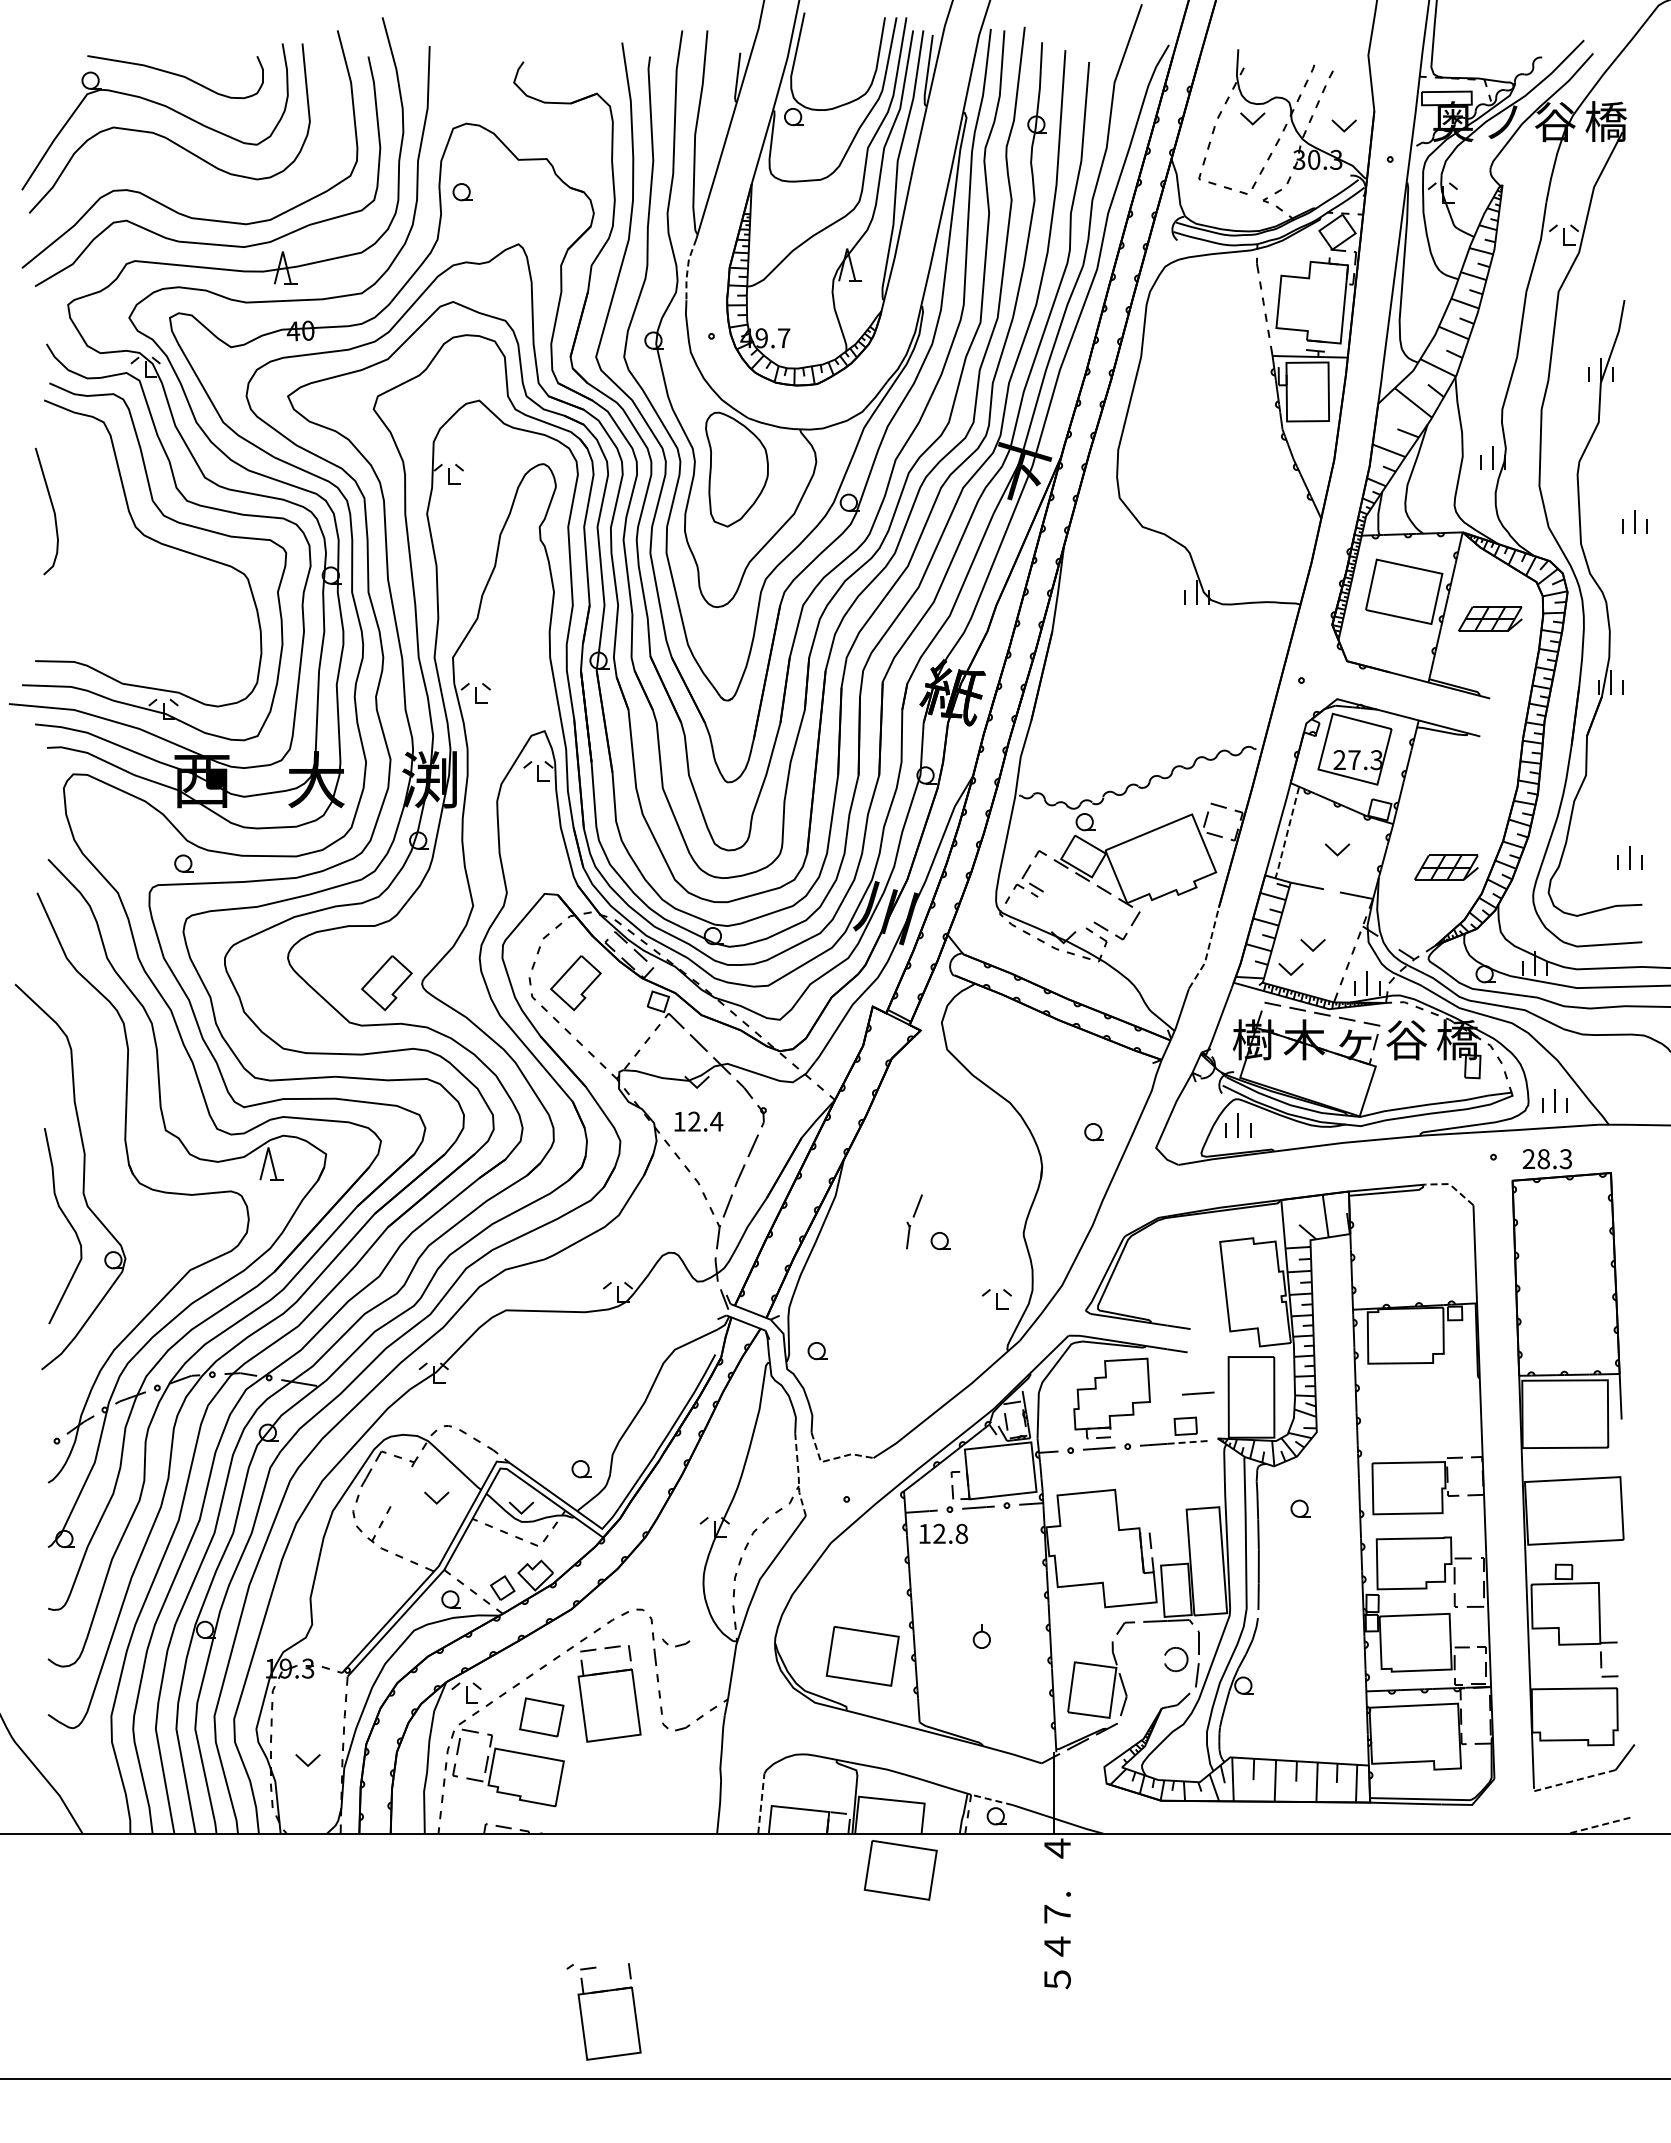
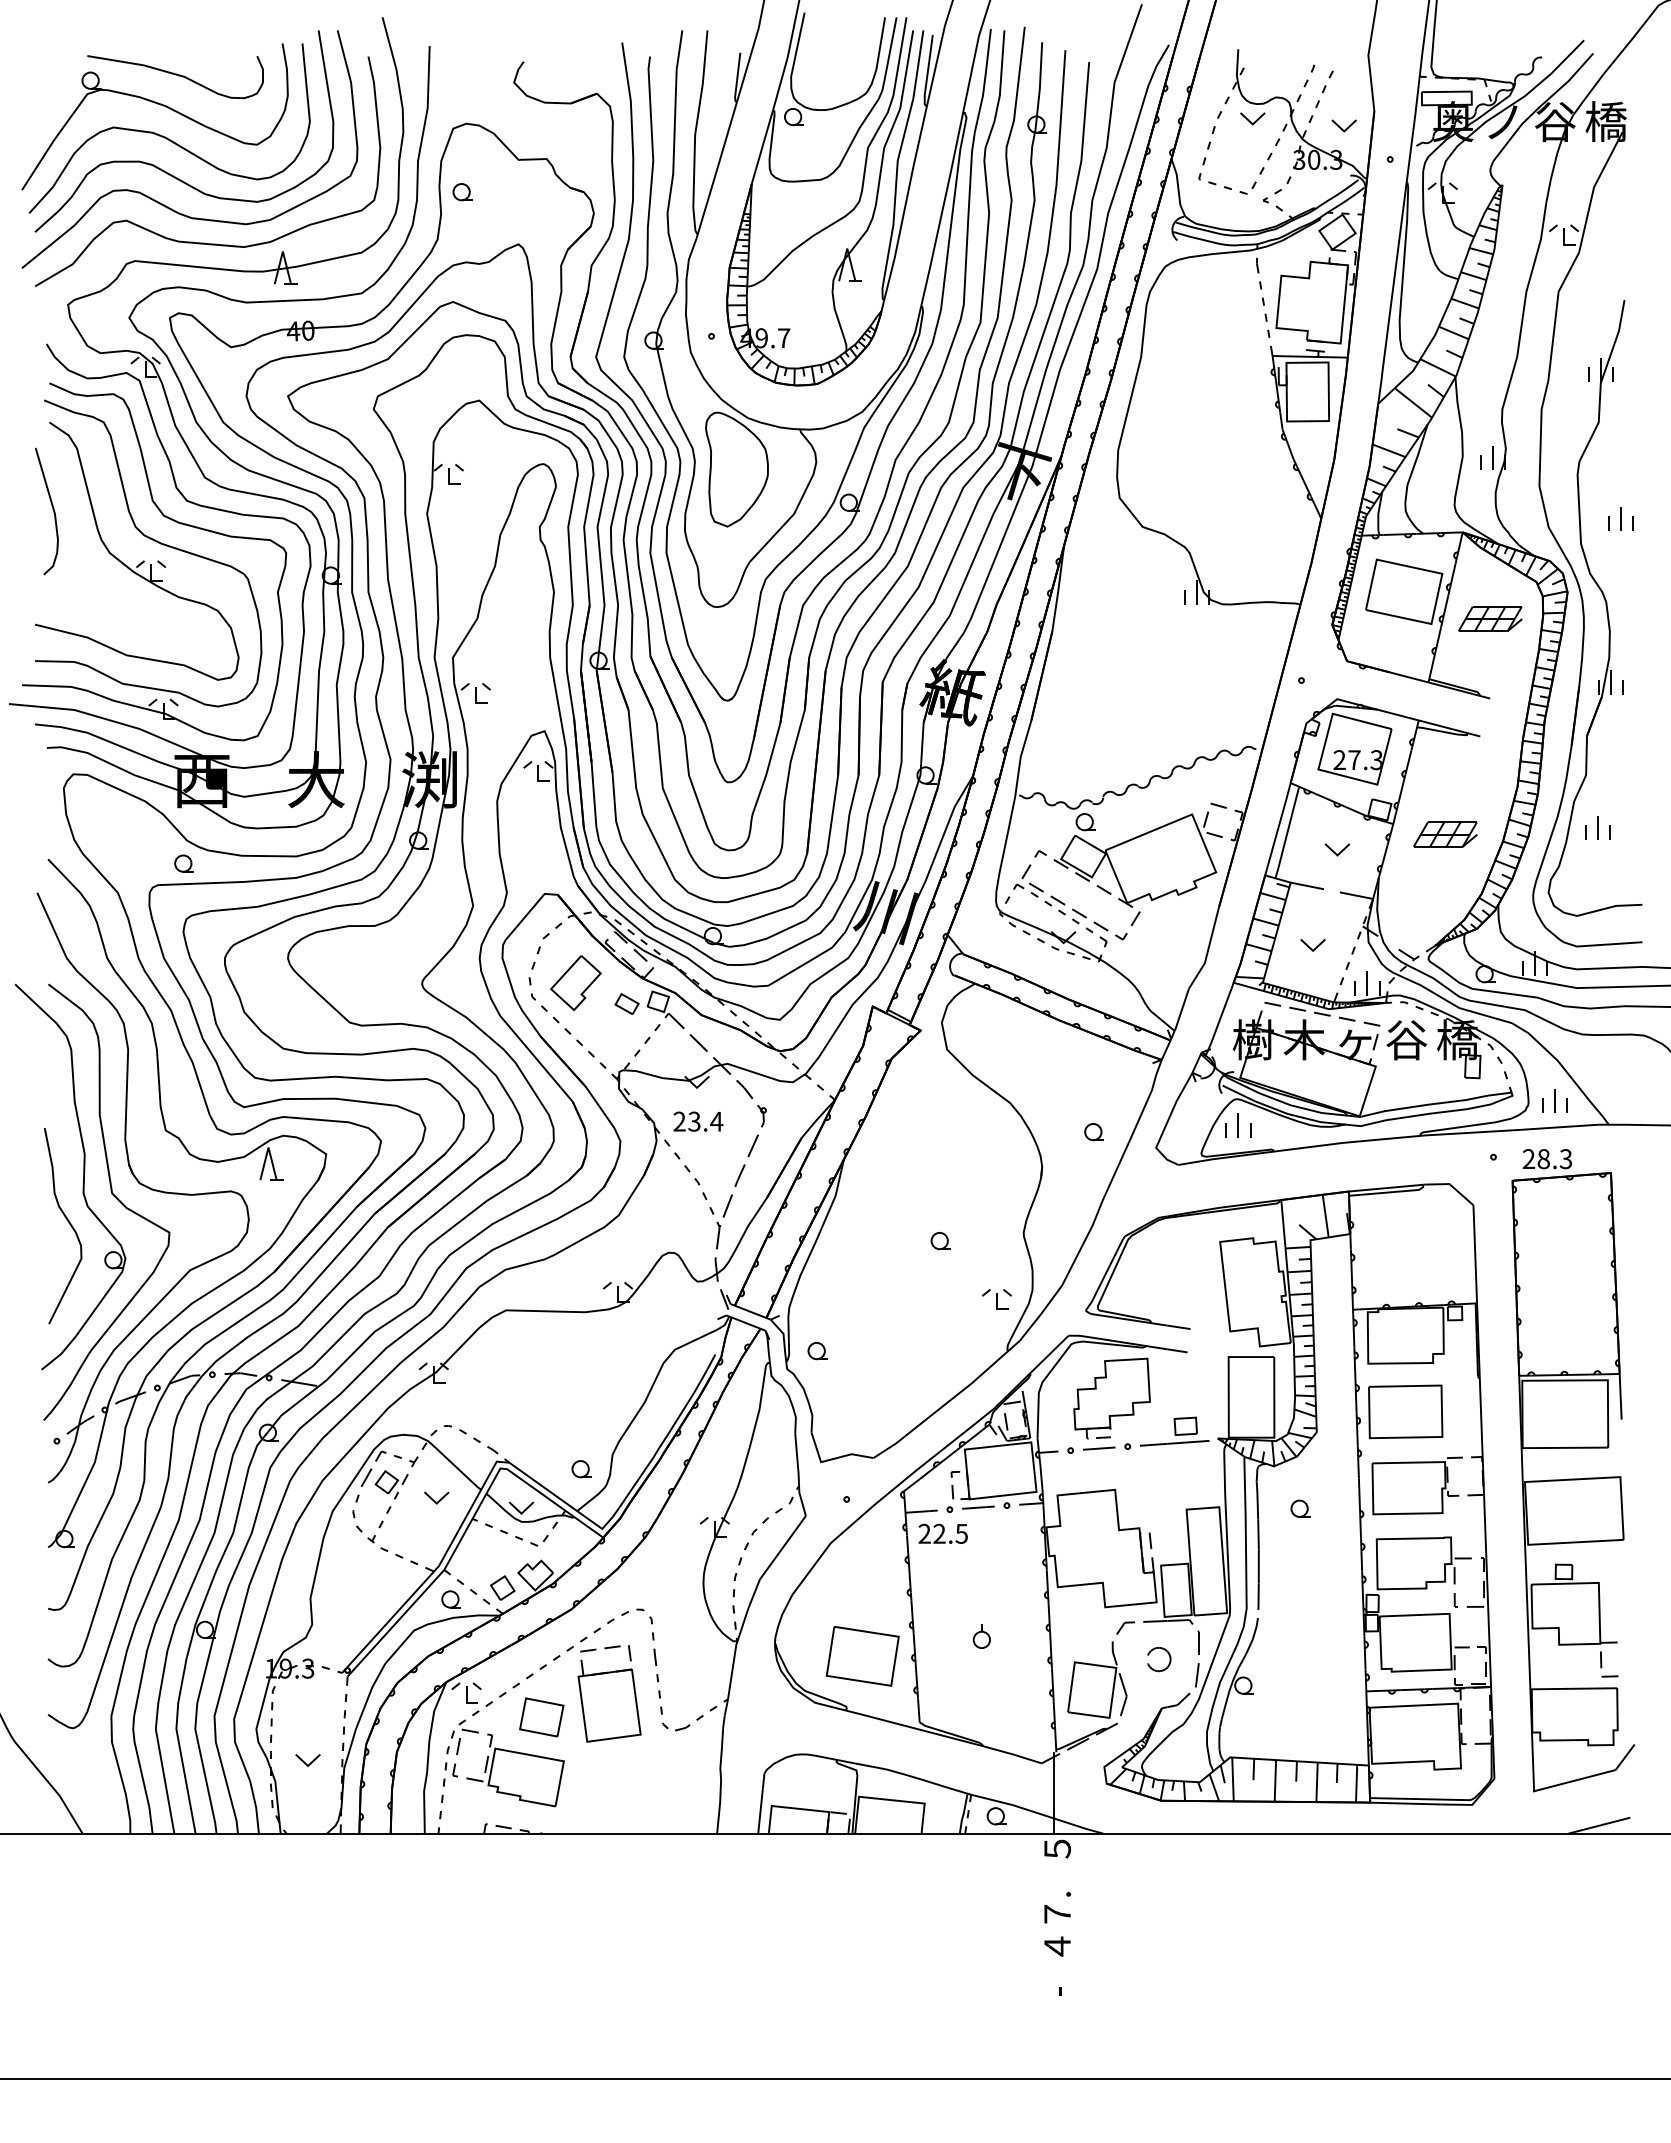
curve: none -> present (161, 168)
line: dashed -> solid (687, 269)
part position: (1634, 521) -> (1620, 518) (1620, 518)
part: none -> present (143, 560)
line: dashed -> solid (1287, 833)
part position: (1629, 857) -> (1597, 827) (1597, 827)
part position: (1446, 867) -> (1445, 834) (1445, 834)
part: none -> present (1065, 909)
line: dashed -> solid (1208, 949)
part: present -> none (1290, 969)
part: present -> none (386, 983)
part: none -> present (626, 1003)
text: 12.4 -> 23.4 (686, 1121)
line: dashed -> solid (1452, 1186)
curve: none -> present (112, 1195)
part: present -> none (914, 1221)
line: present -> none (1198, 1393)
part: none -> present (1405, 1411)
line: dashed -> solid (1188, 1442)
line: dashed -> solid (832, 1459)
line: dashed -> solid (798, 1474)
part: none -> present (391, 1484)
text: 12.8 -> 22.5 (942, 1533)
part: present -> none (676, 1642)
part position: (1185, 1655) -> (1168, 1655) (1168, 1655)
line: dashed -> solid (1572, 1781)
line: dashed -> solid (992, 1799)
line: dashed -> solid (761, 1803)
line: dashed -> solid (1598, 1825)
text: ４ -> ５ (1057, 1848)
part: present -> none (900, 1870)
text: ５ -> - (1057, 1982)
part: present -> none (603, 2011)
